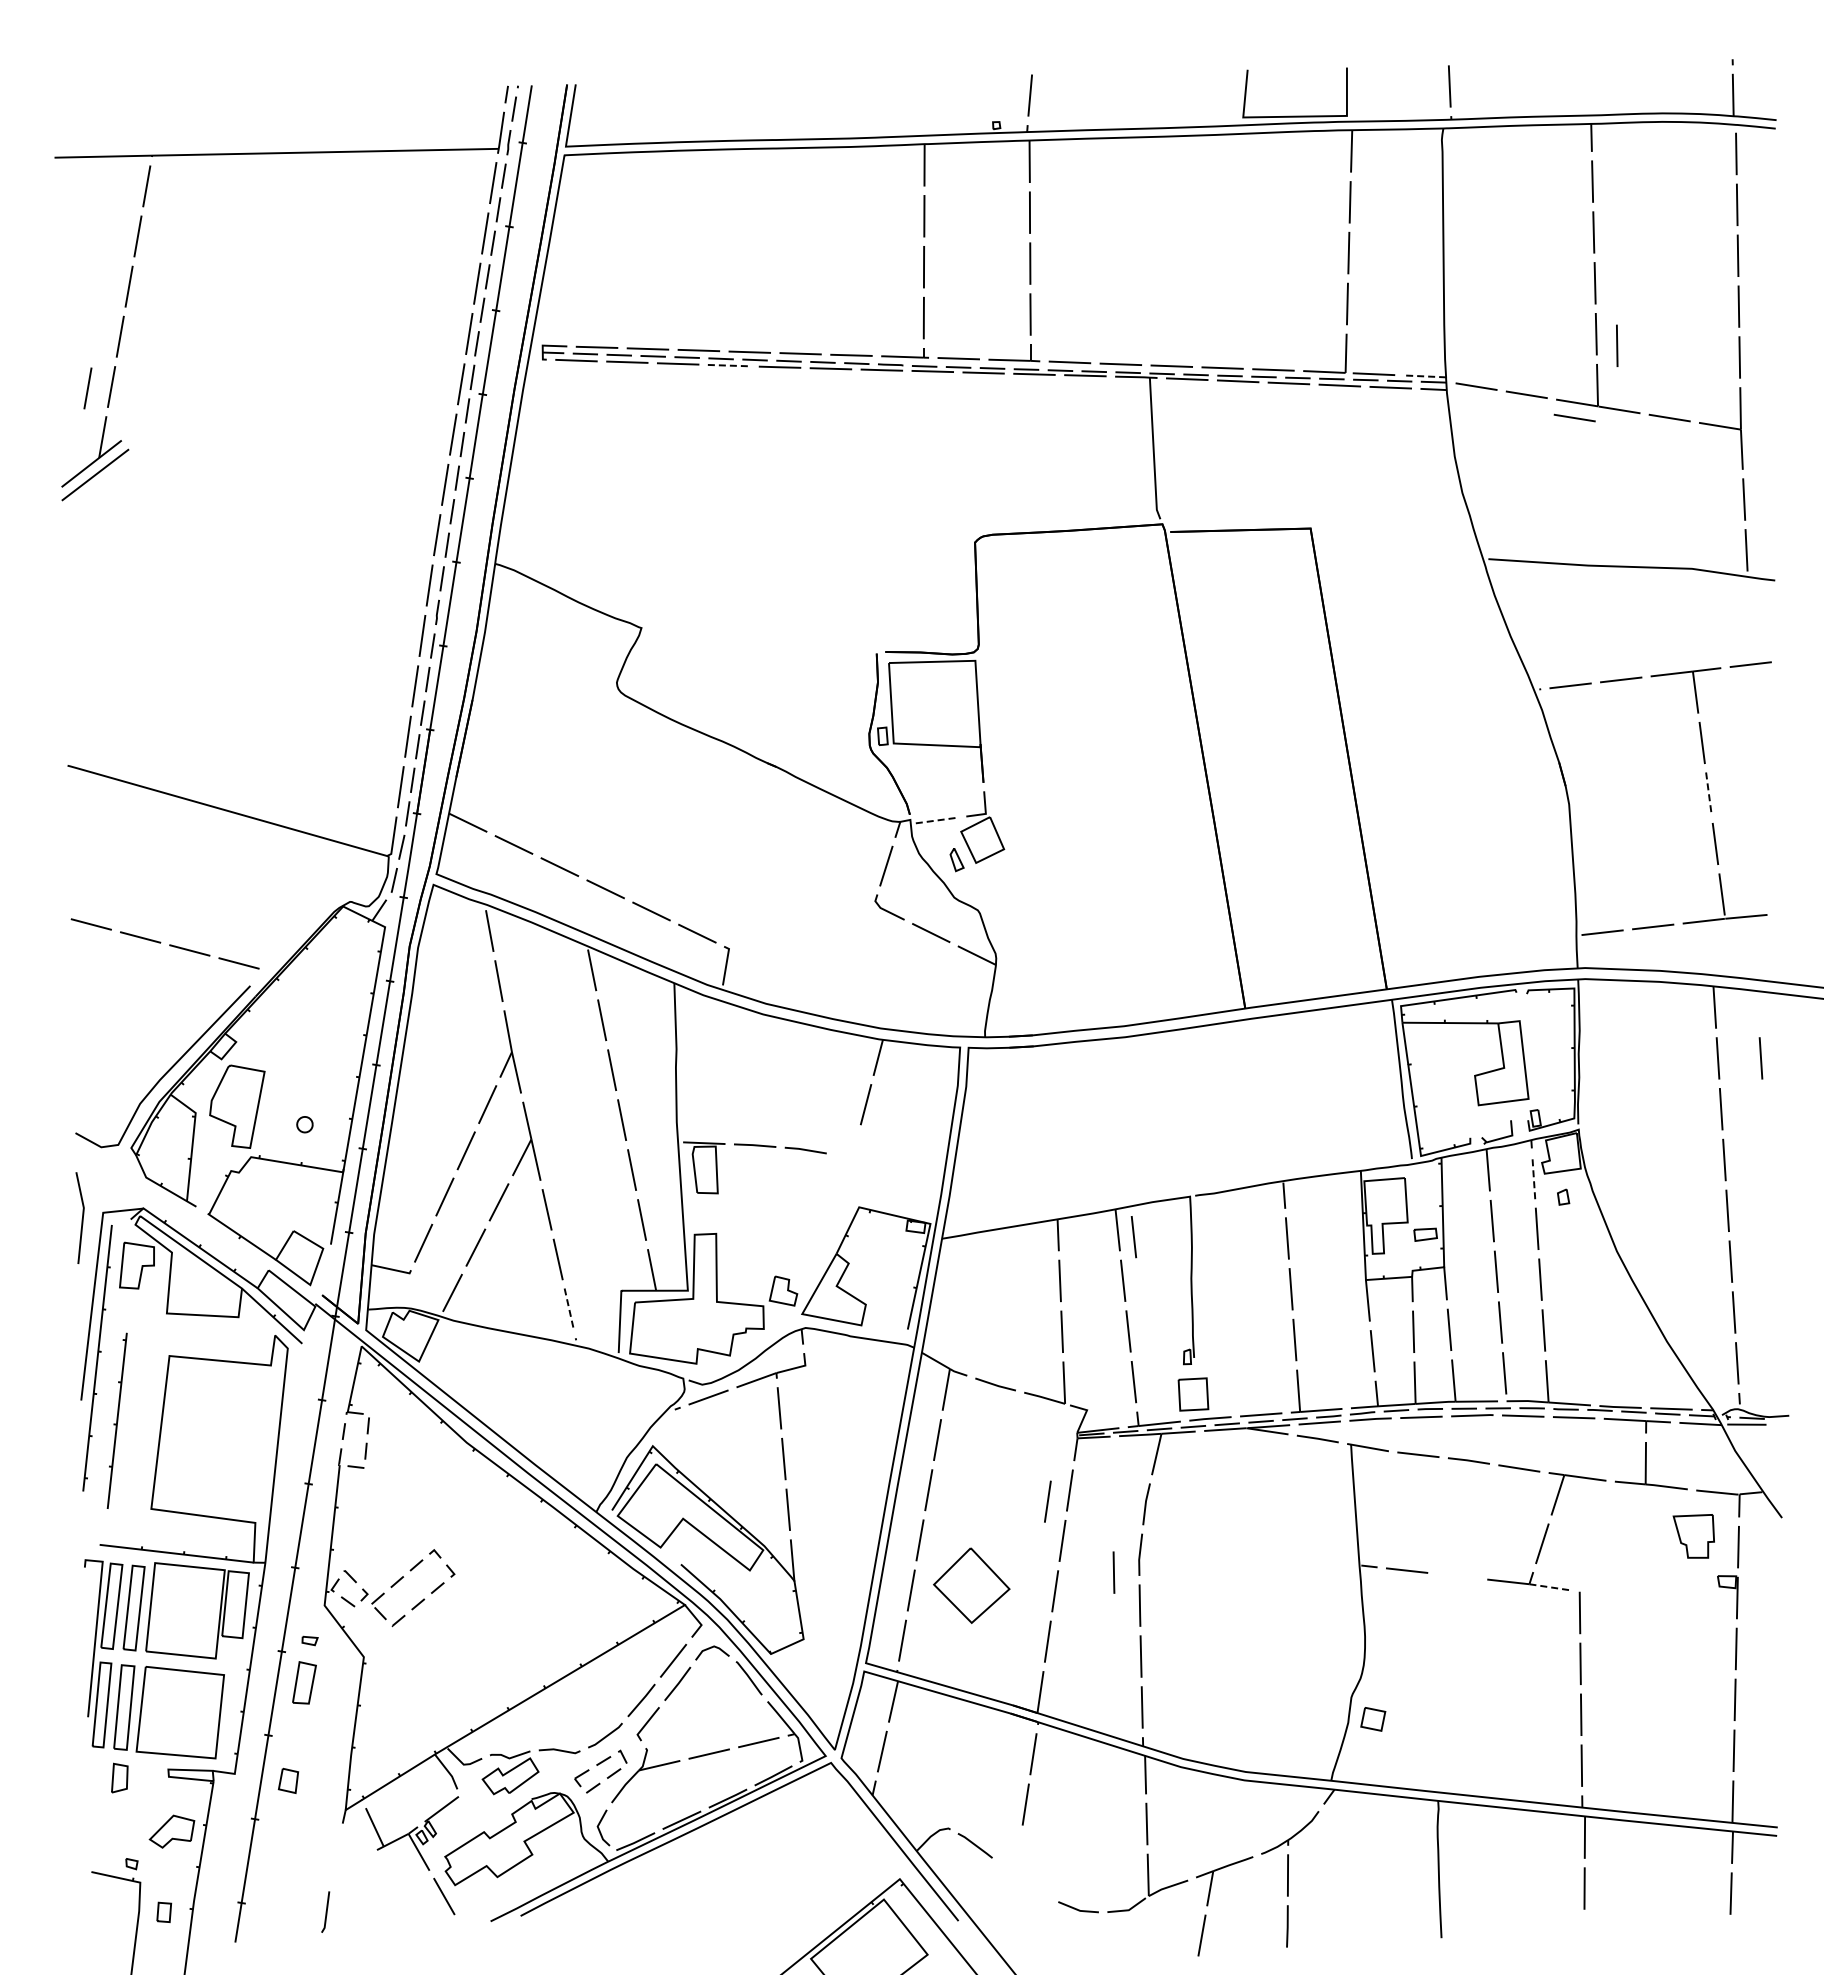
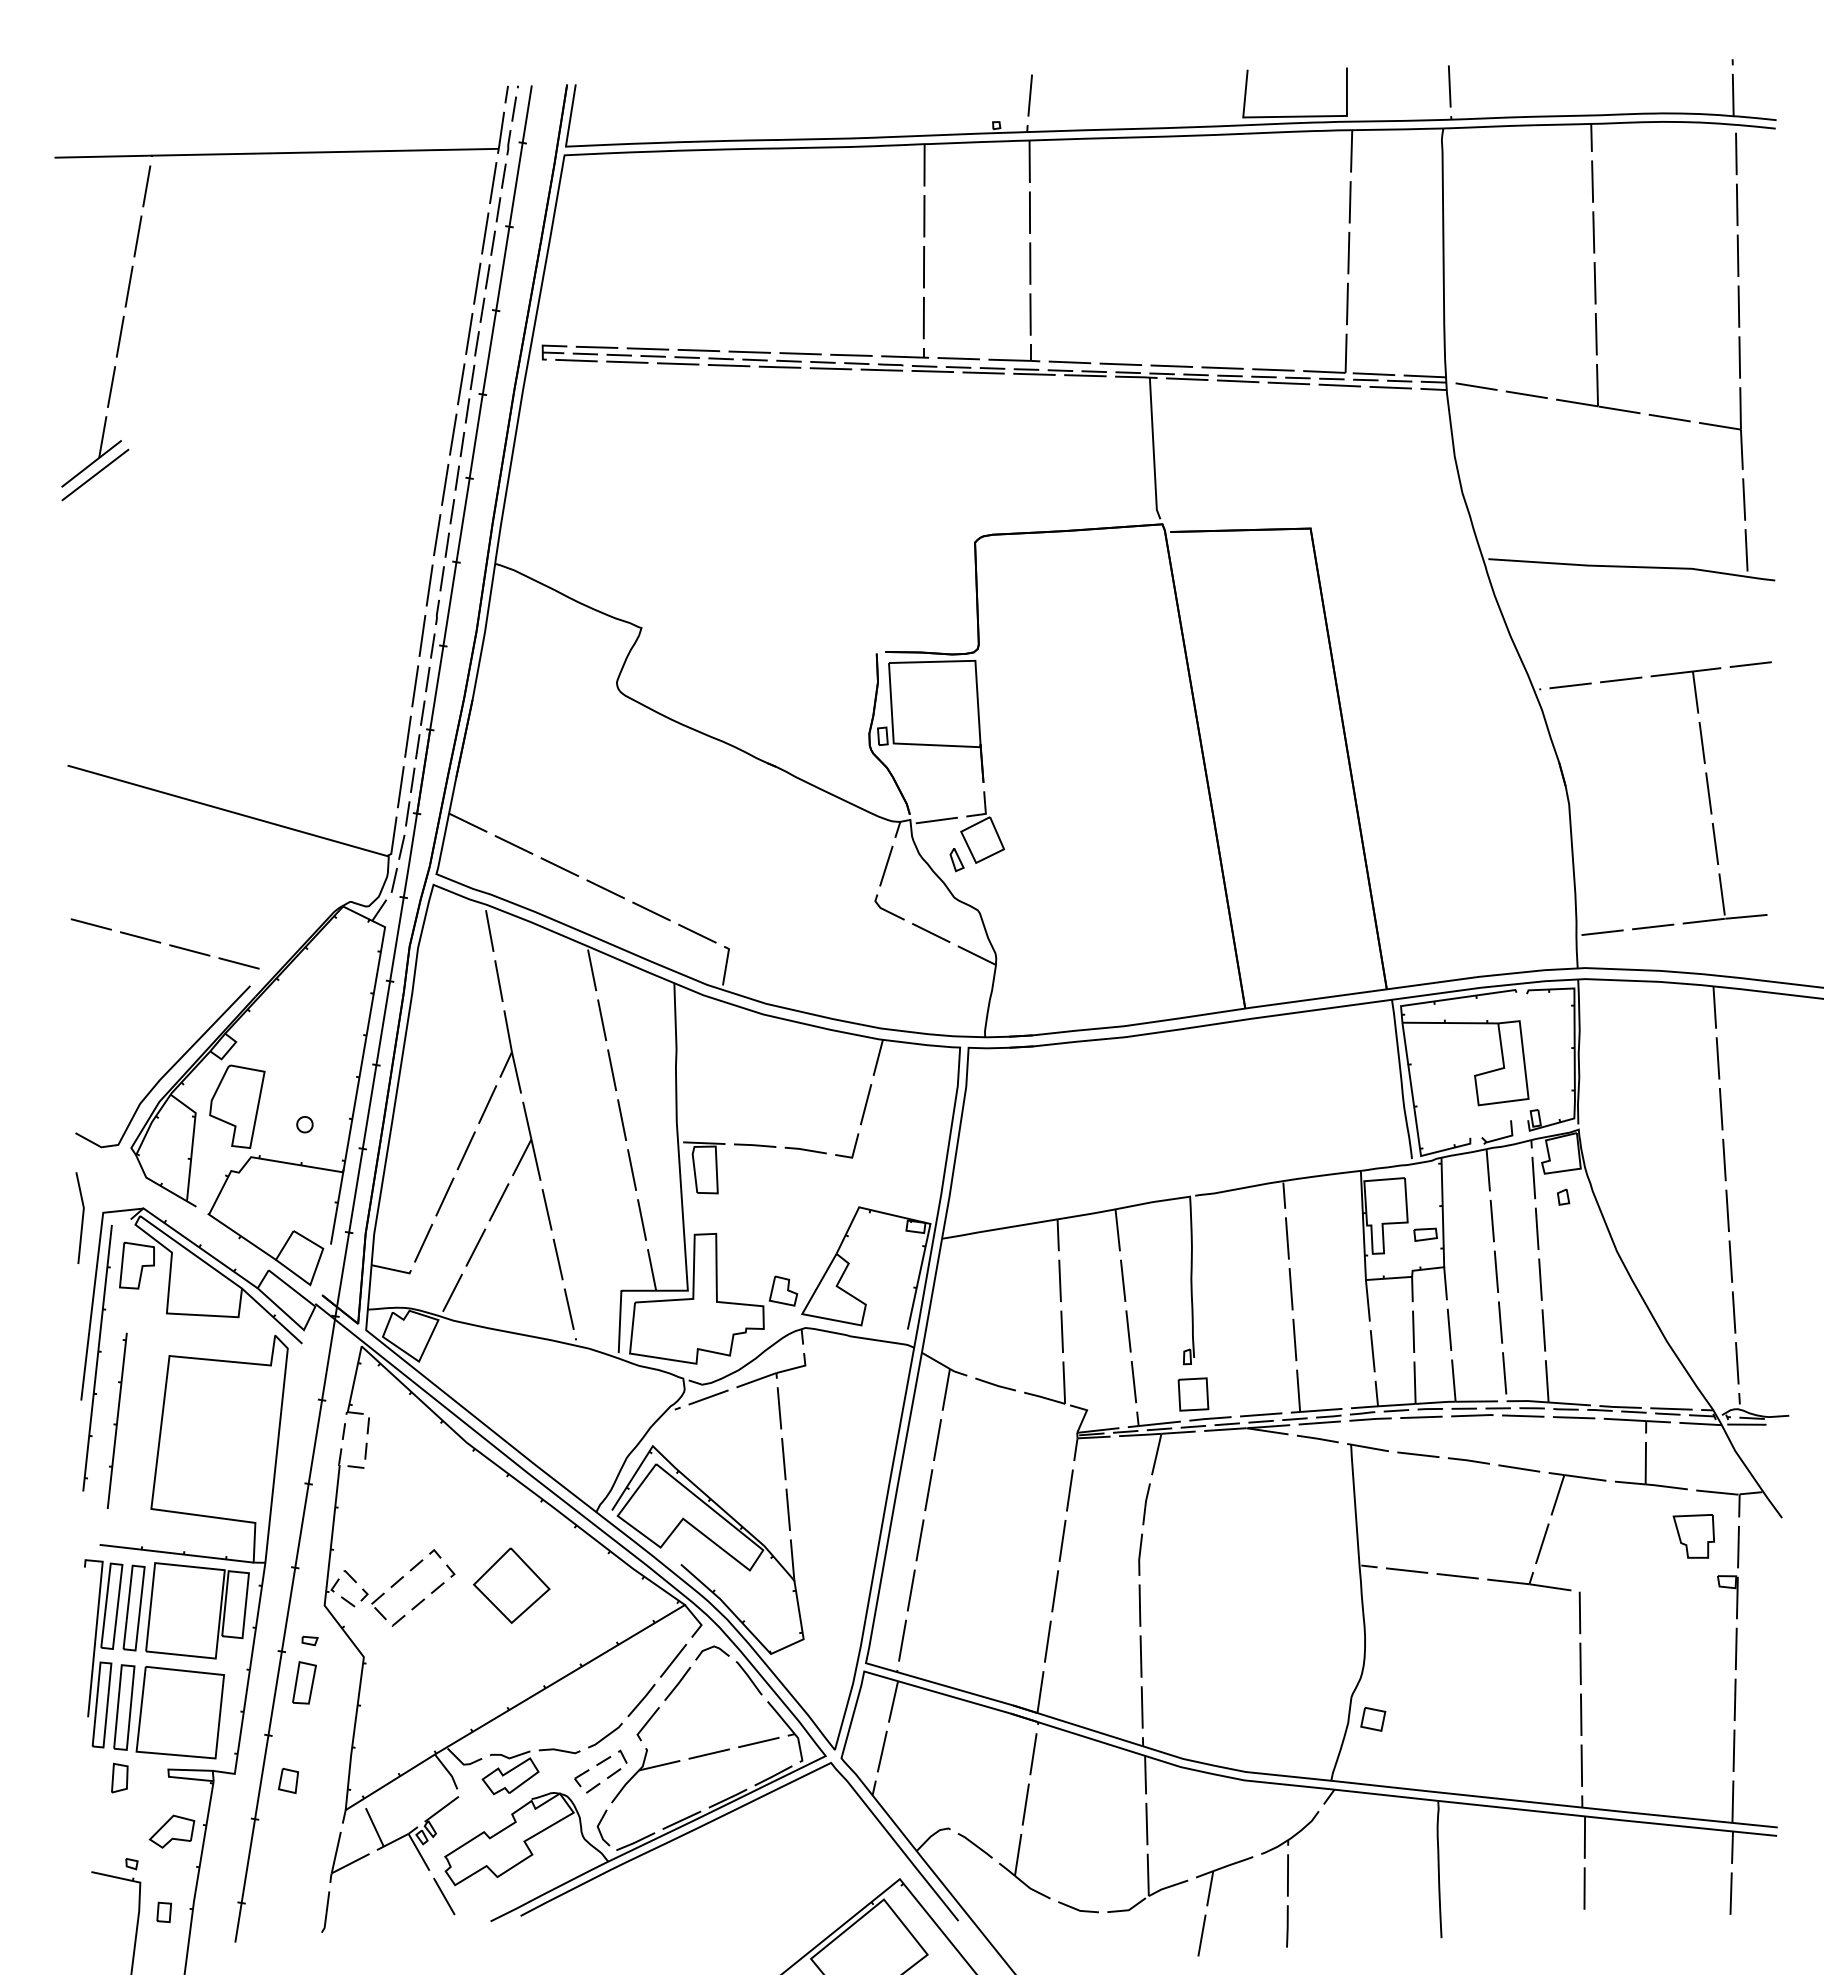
line: present -> none (1617, 345)
line: dashed -> solid (729, 365)
line: dashed -> solid (1424, 376)
line: present -> none (87, 388)
line: present -> none (1574, 417)
line: dashed -> solid (1708, 794)
line: dashed -> solid (937, 820)
line: present -> none (1760, 1058)
line: none -> present (853, 1148)
line: dashed -> solid (1533, 1177)
line: present -> none (1133, 1237)
line: dashed -> solid (569, 1309)
line: present -> none (1047, 1501)
line: present -> none (1113, 1572)
line: none -> present (1457, 1576)
part position: (971, 1585) -> (511, 1585) (511, 1585)
line: dashed -> solid (1550, 1587)
part: none -> present (349, 1856)
part: none -> present (1017, 1866)
